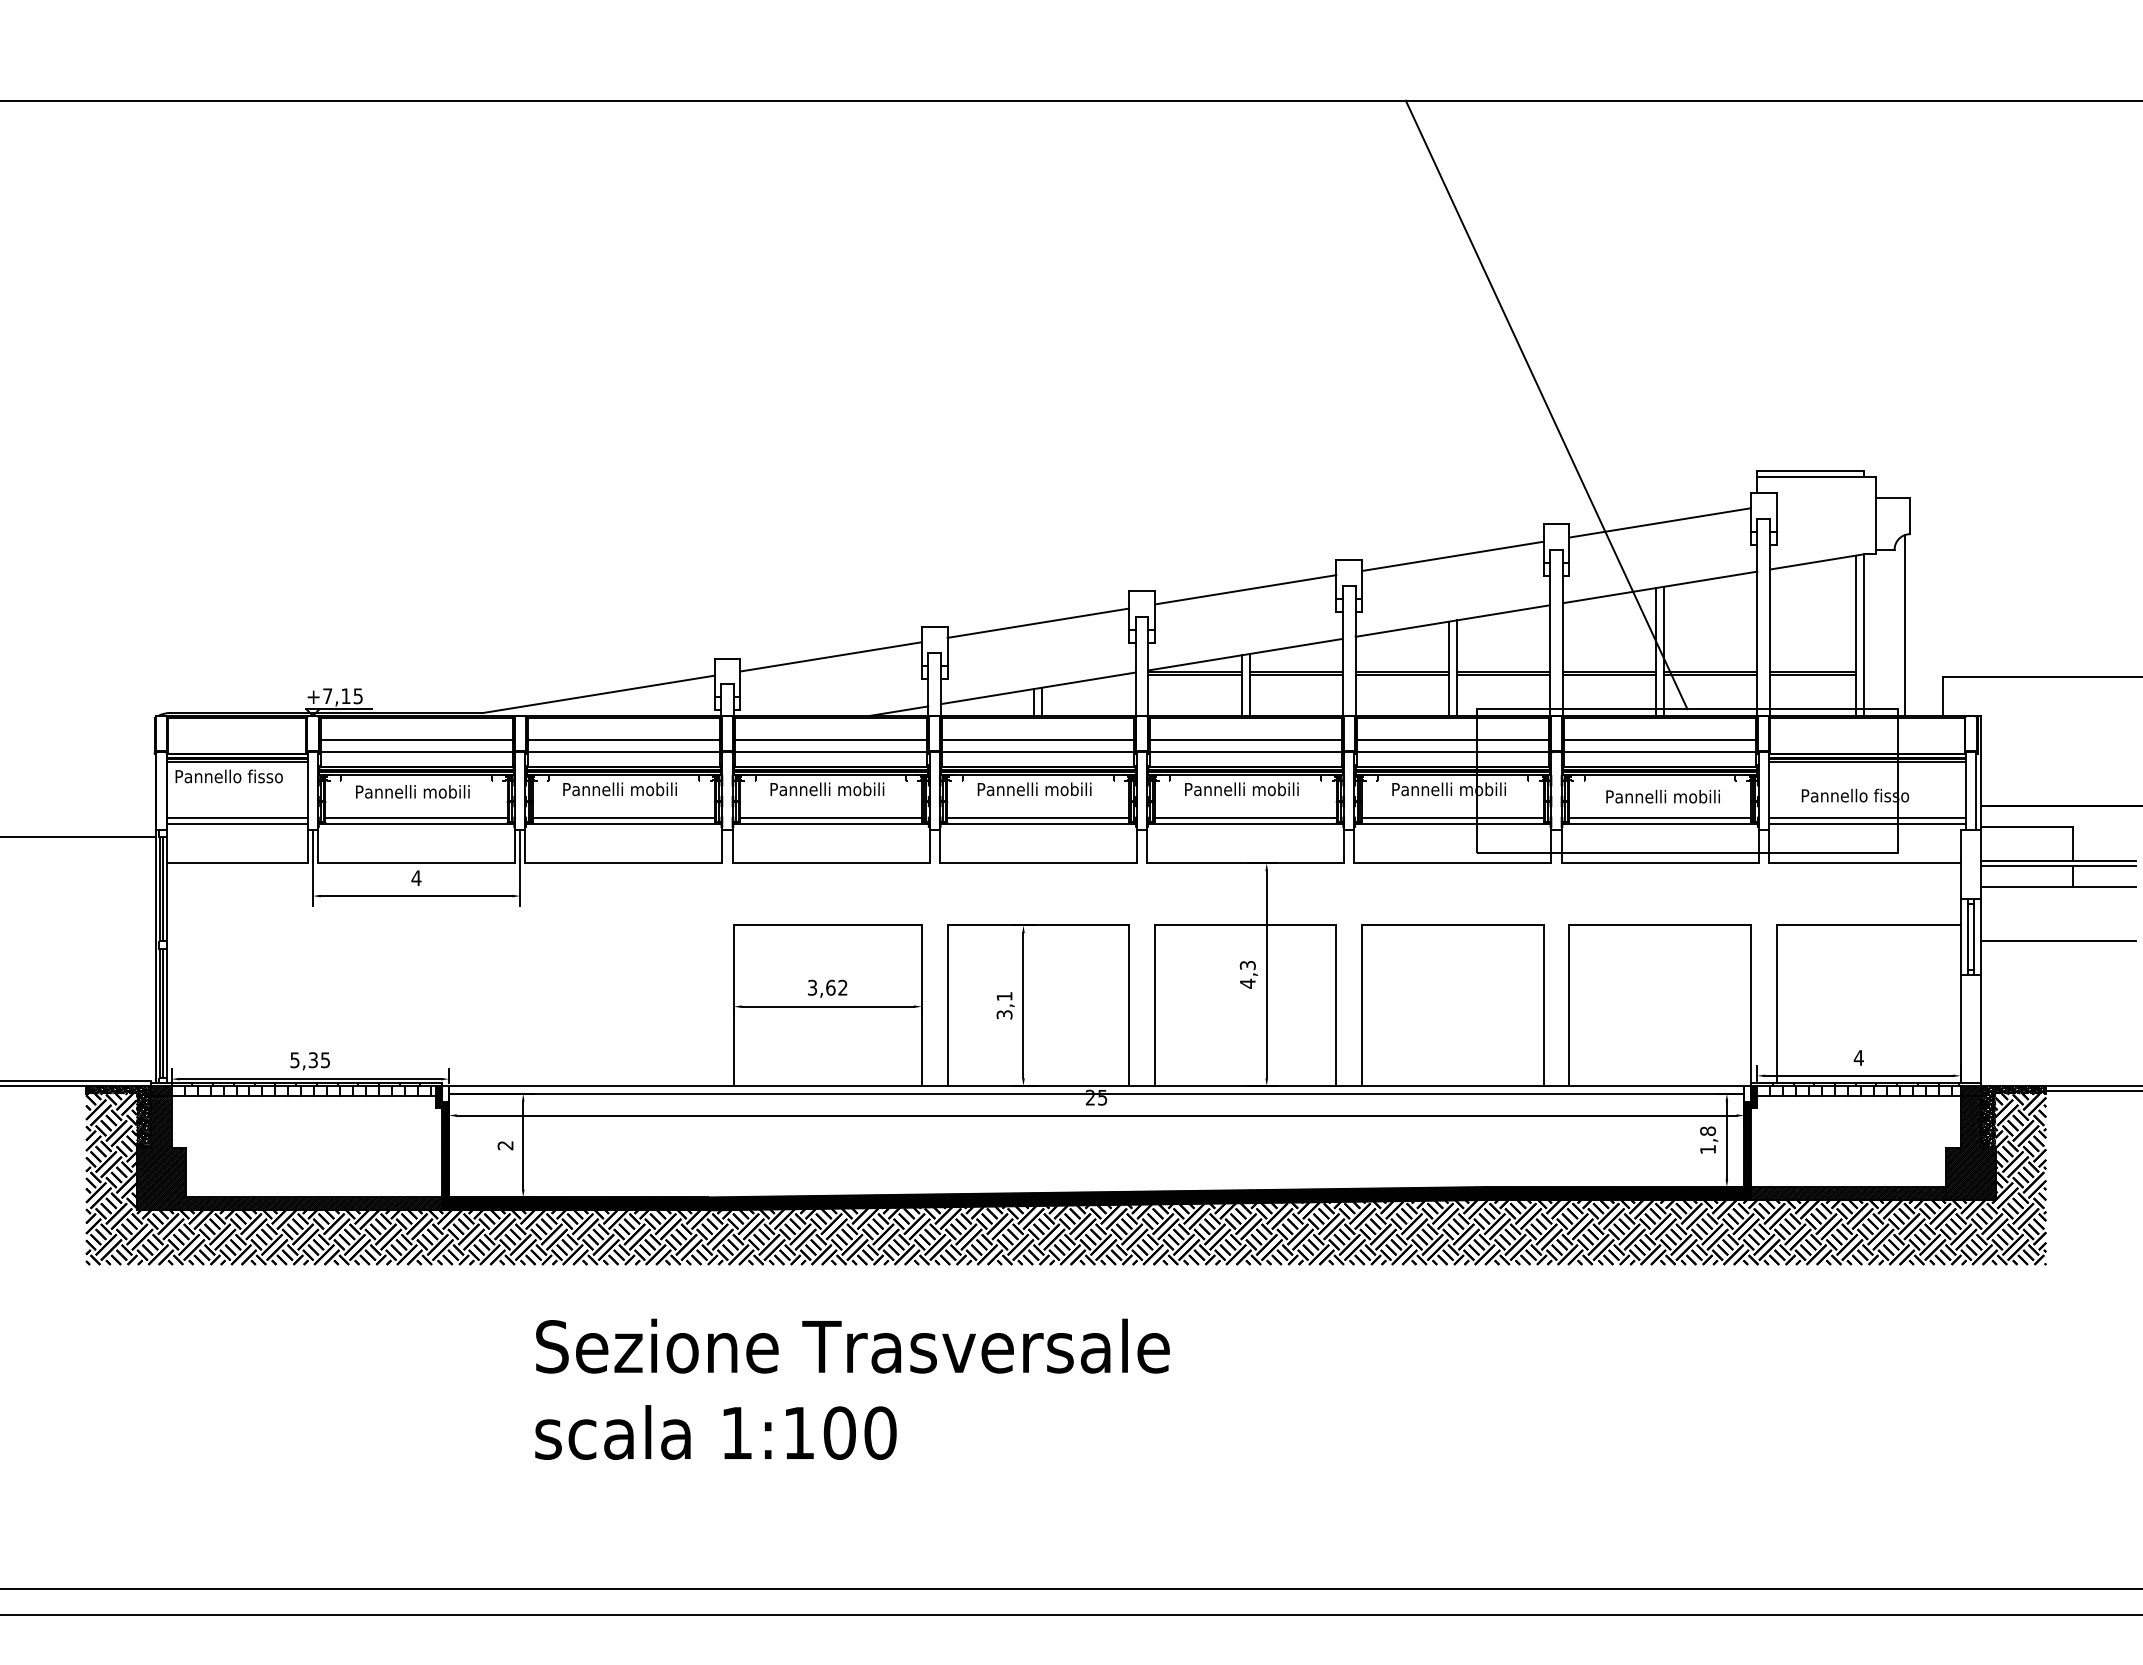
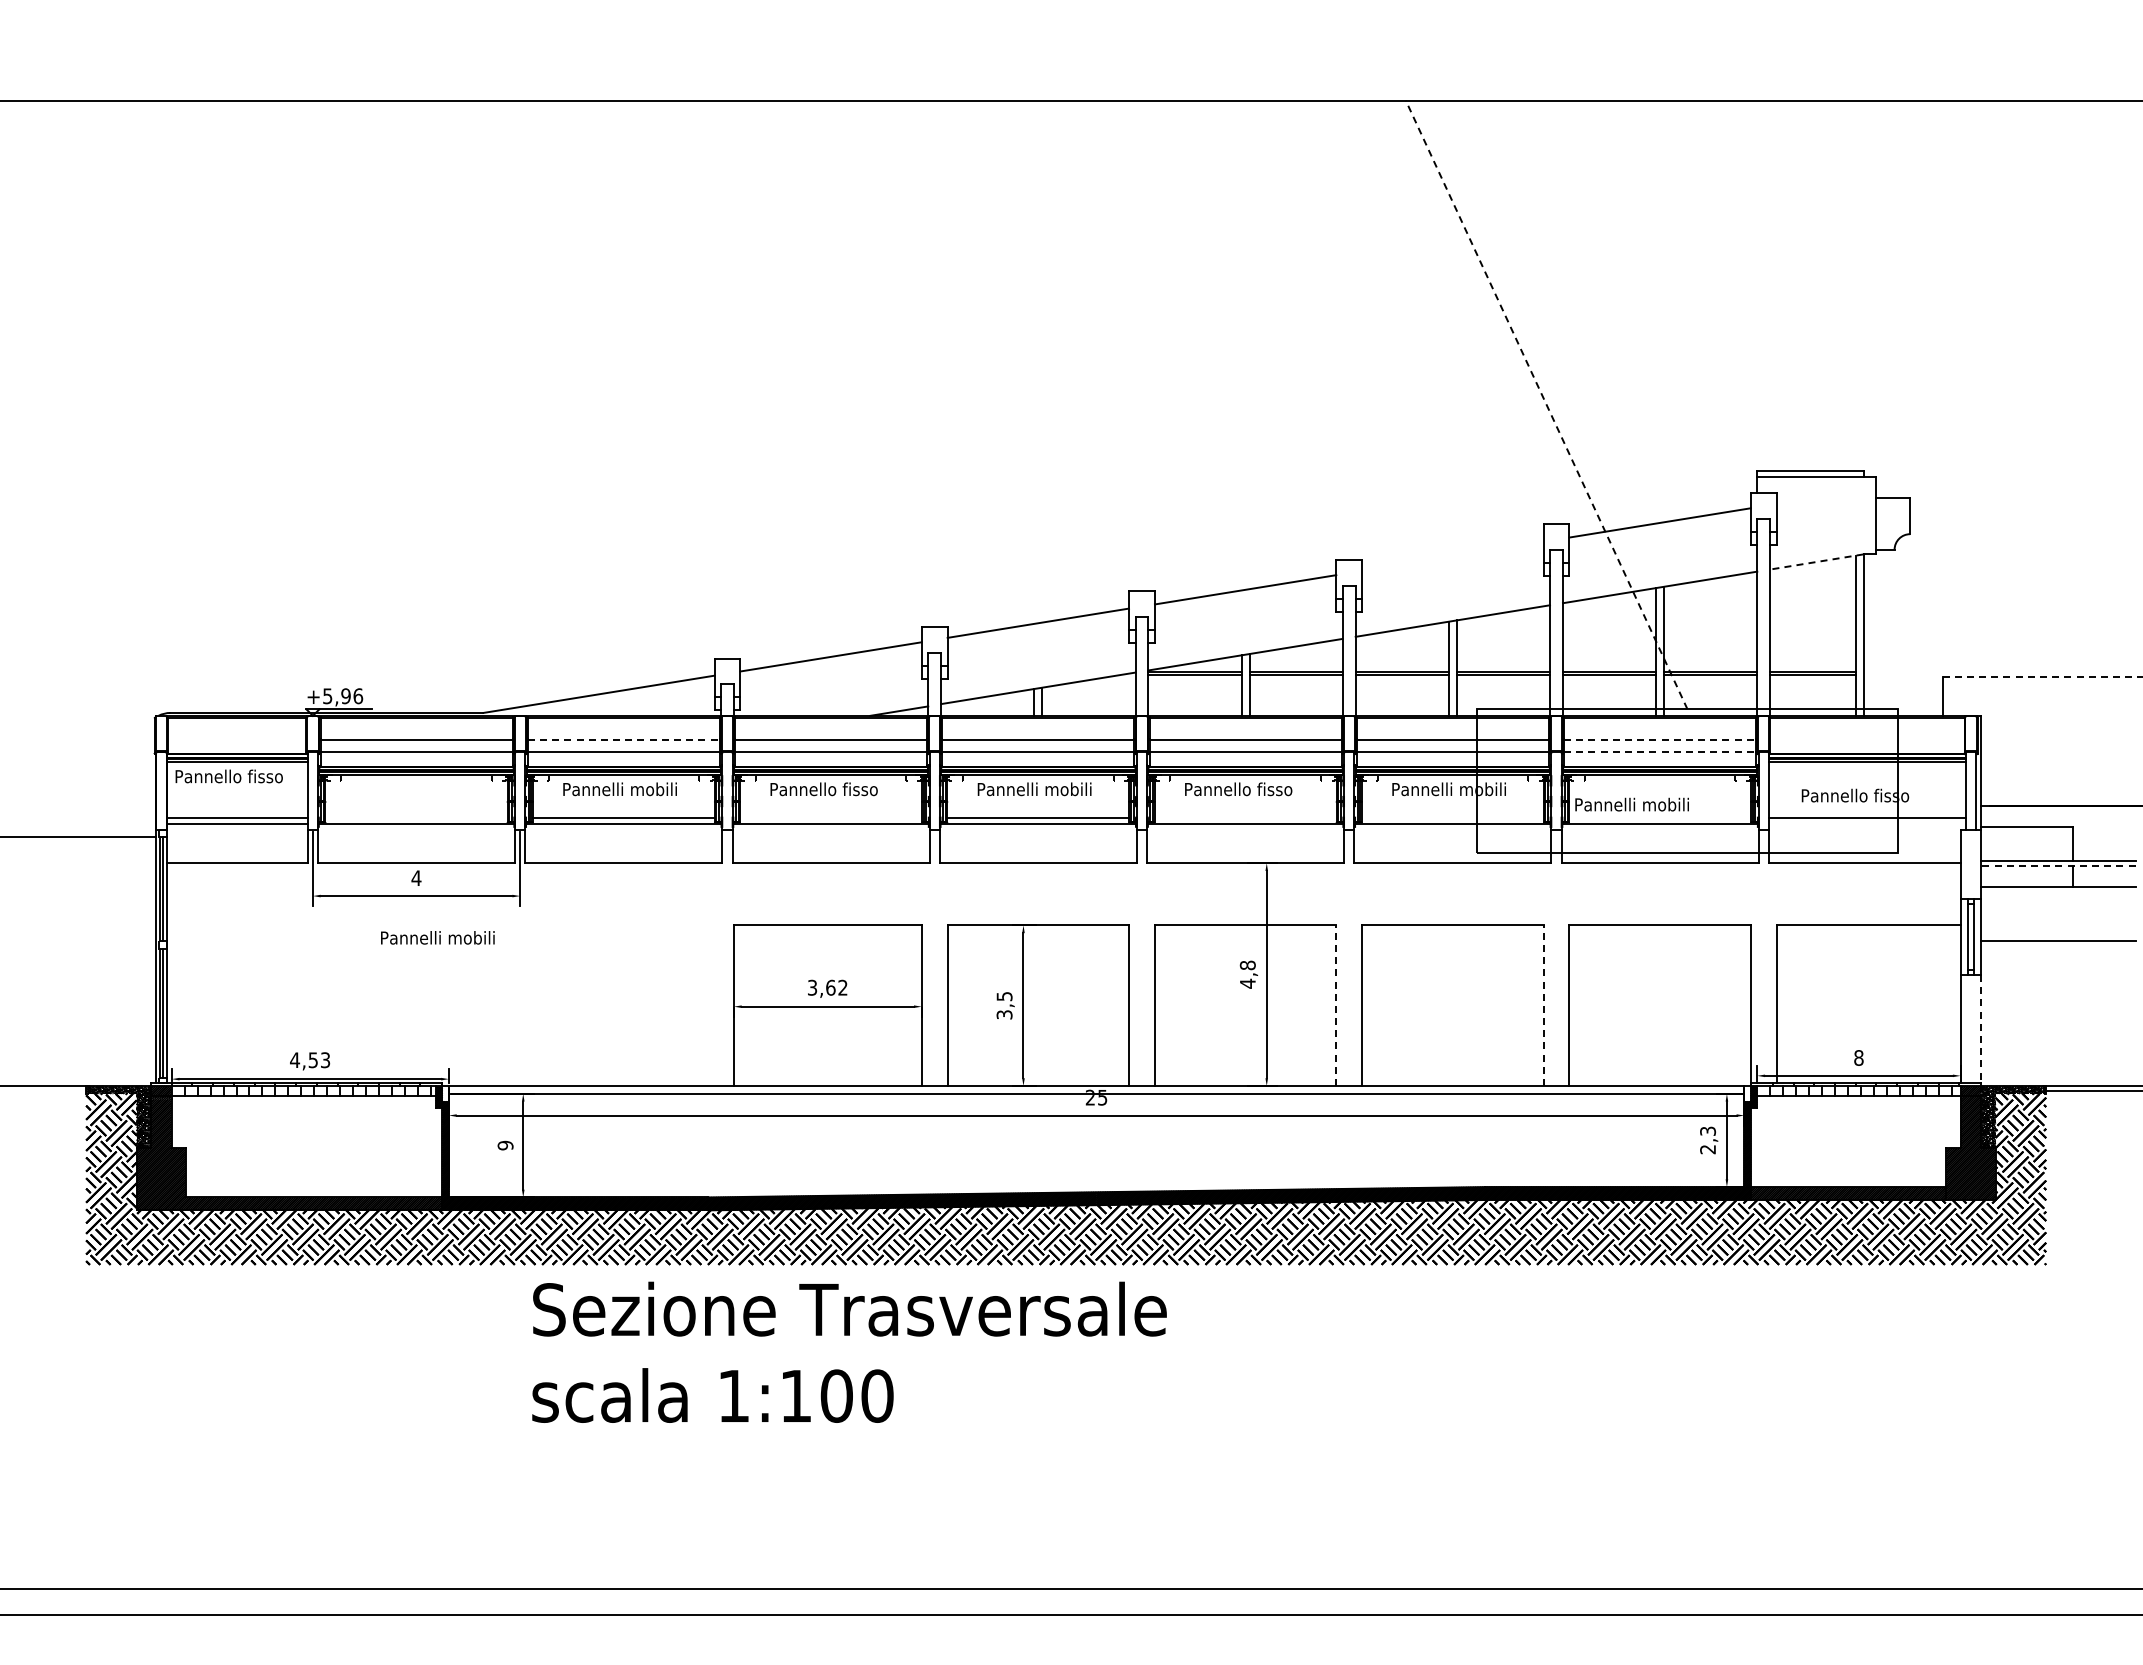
line: solid -> dashed (1546, 404)
line: present -> none (1452, 555)
line: solid -> dashed (1816, 562)
line: present -> none (1904, 625)
line: solid -> dashed (2042, 676)
text: +7,15 -> +5,96 (343, 696)
line: solid -> dashed (624, 740)
line: solid -> dashed (1660, 740)
line: solid -> dashed (1660, 751)
text: Pannelli mobili -> Pannello fisso (856, 789)
text: Pannelli mobili -> Pannello fisso (1270, 789)
text position: (412, 791) -> (437, 937) (437, 937)
text position: (1662, 796) -> (1631, 804) (1631, 804)
line: present -> none (416, 818)
line: present -> none (830, 818)
line: present -> none (1245, 818)
line: present -> none (1452, 818)
line: present -> none (1660, 818)
line: present -> none (1866, 823)
line: solid -> dashed (2057, 865)
text: 4,3 -> 4,8 (1247, 965)
text: 3,1 -> 3,5 (1004, 996)
line: solid -> dashed (1336, 1005)
line: solid -> dashed (1543, 1005)
line: solid -> dashed (1981, 1037)
text: 4 -> 8 (1858, 1057)
text: 5,35 -> 4,53 (310, 1060)
line: present -> none (76, 1080)
text: 1,8 -> 2,3 (1707, 1140)
text: 2 -> 9 (505, 1145)
text position: (852, 1388) -> (849, 1351) (849, 1351)
